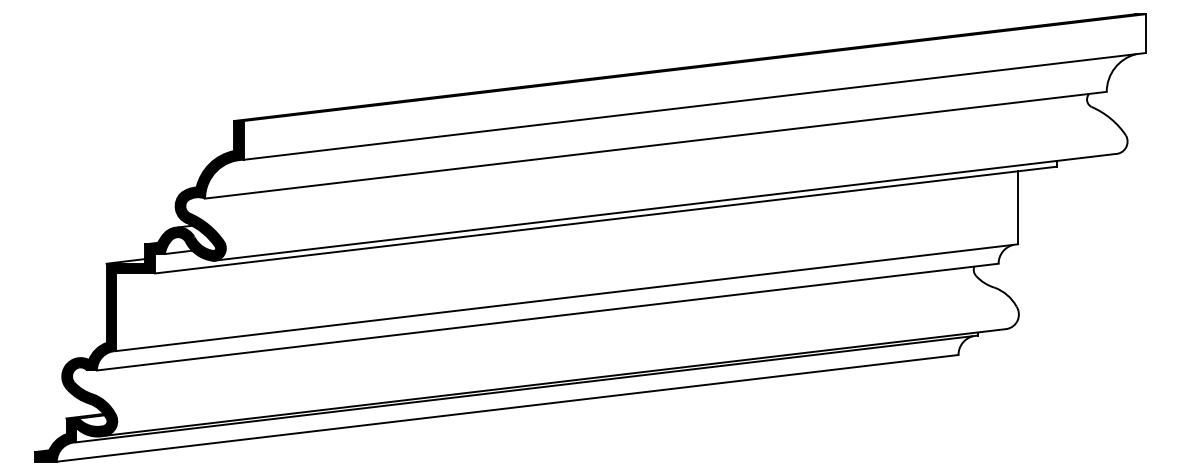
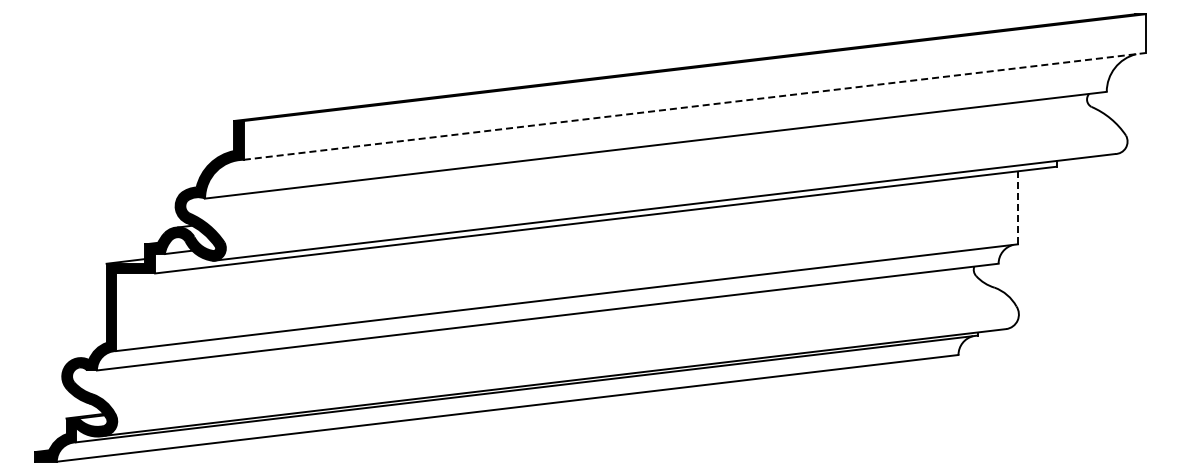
line: solid -> dashed (694, 106)
line: solid -> dashed (1018, 208)
